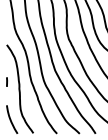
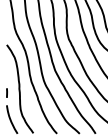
curve position: (6, 81) -> (6, 92) (6, 92)
